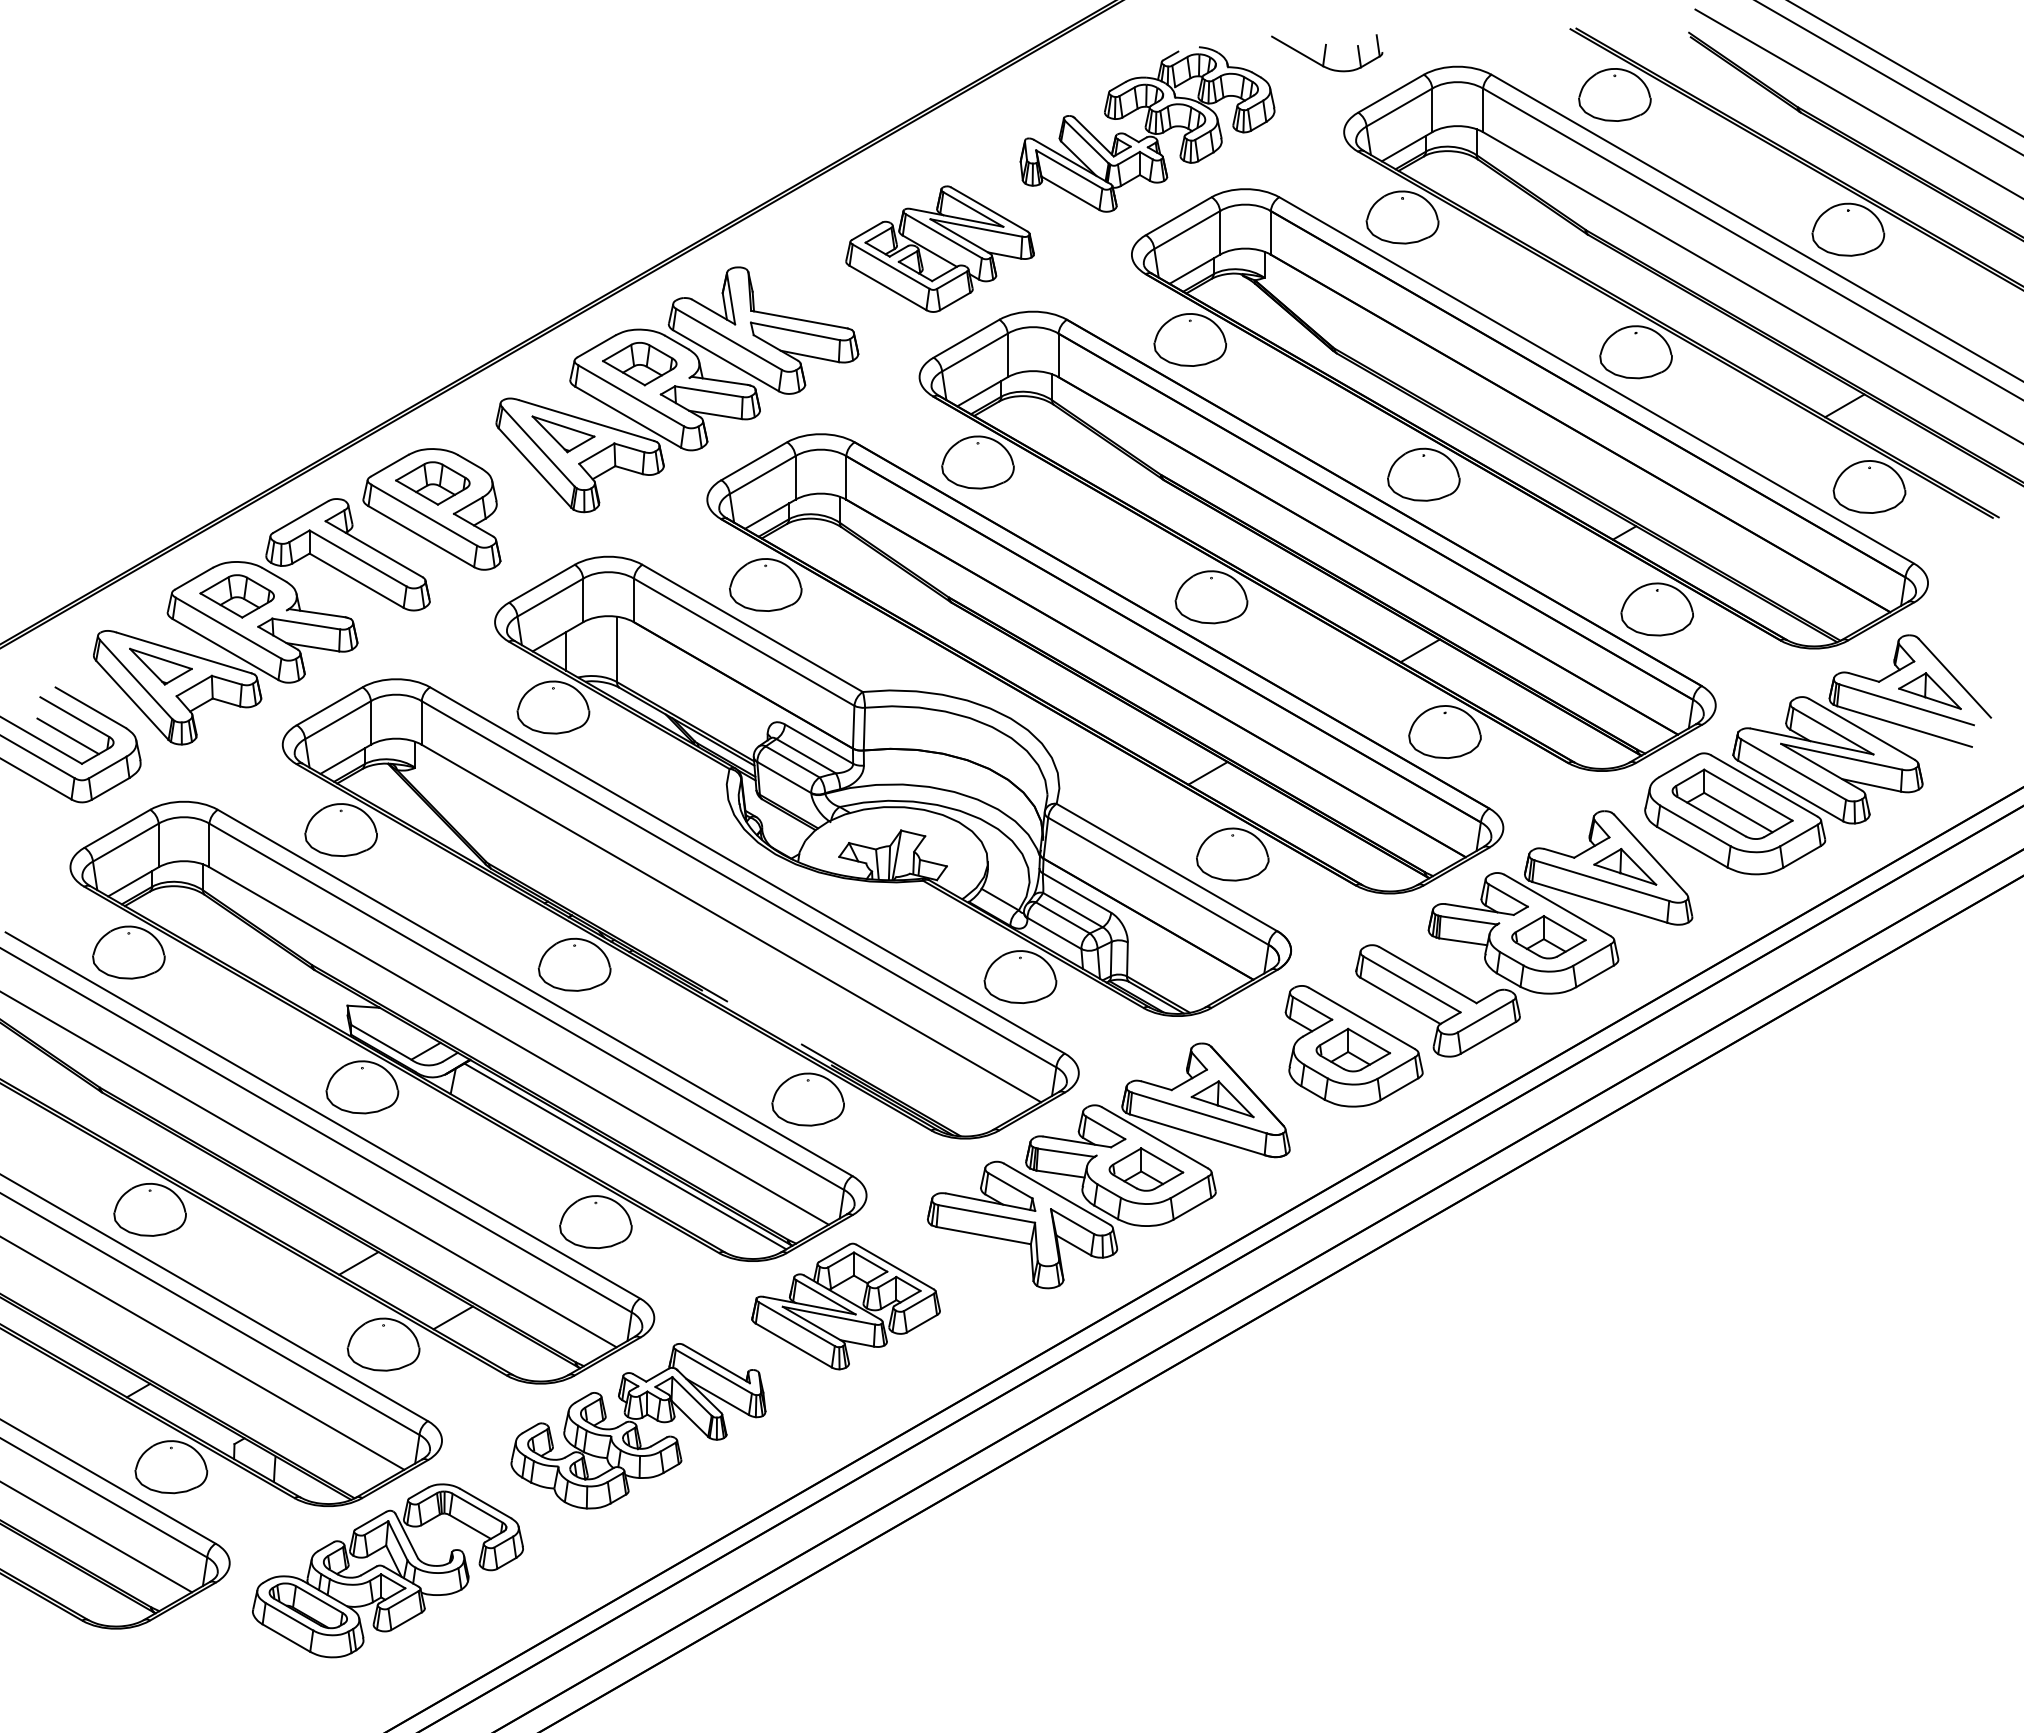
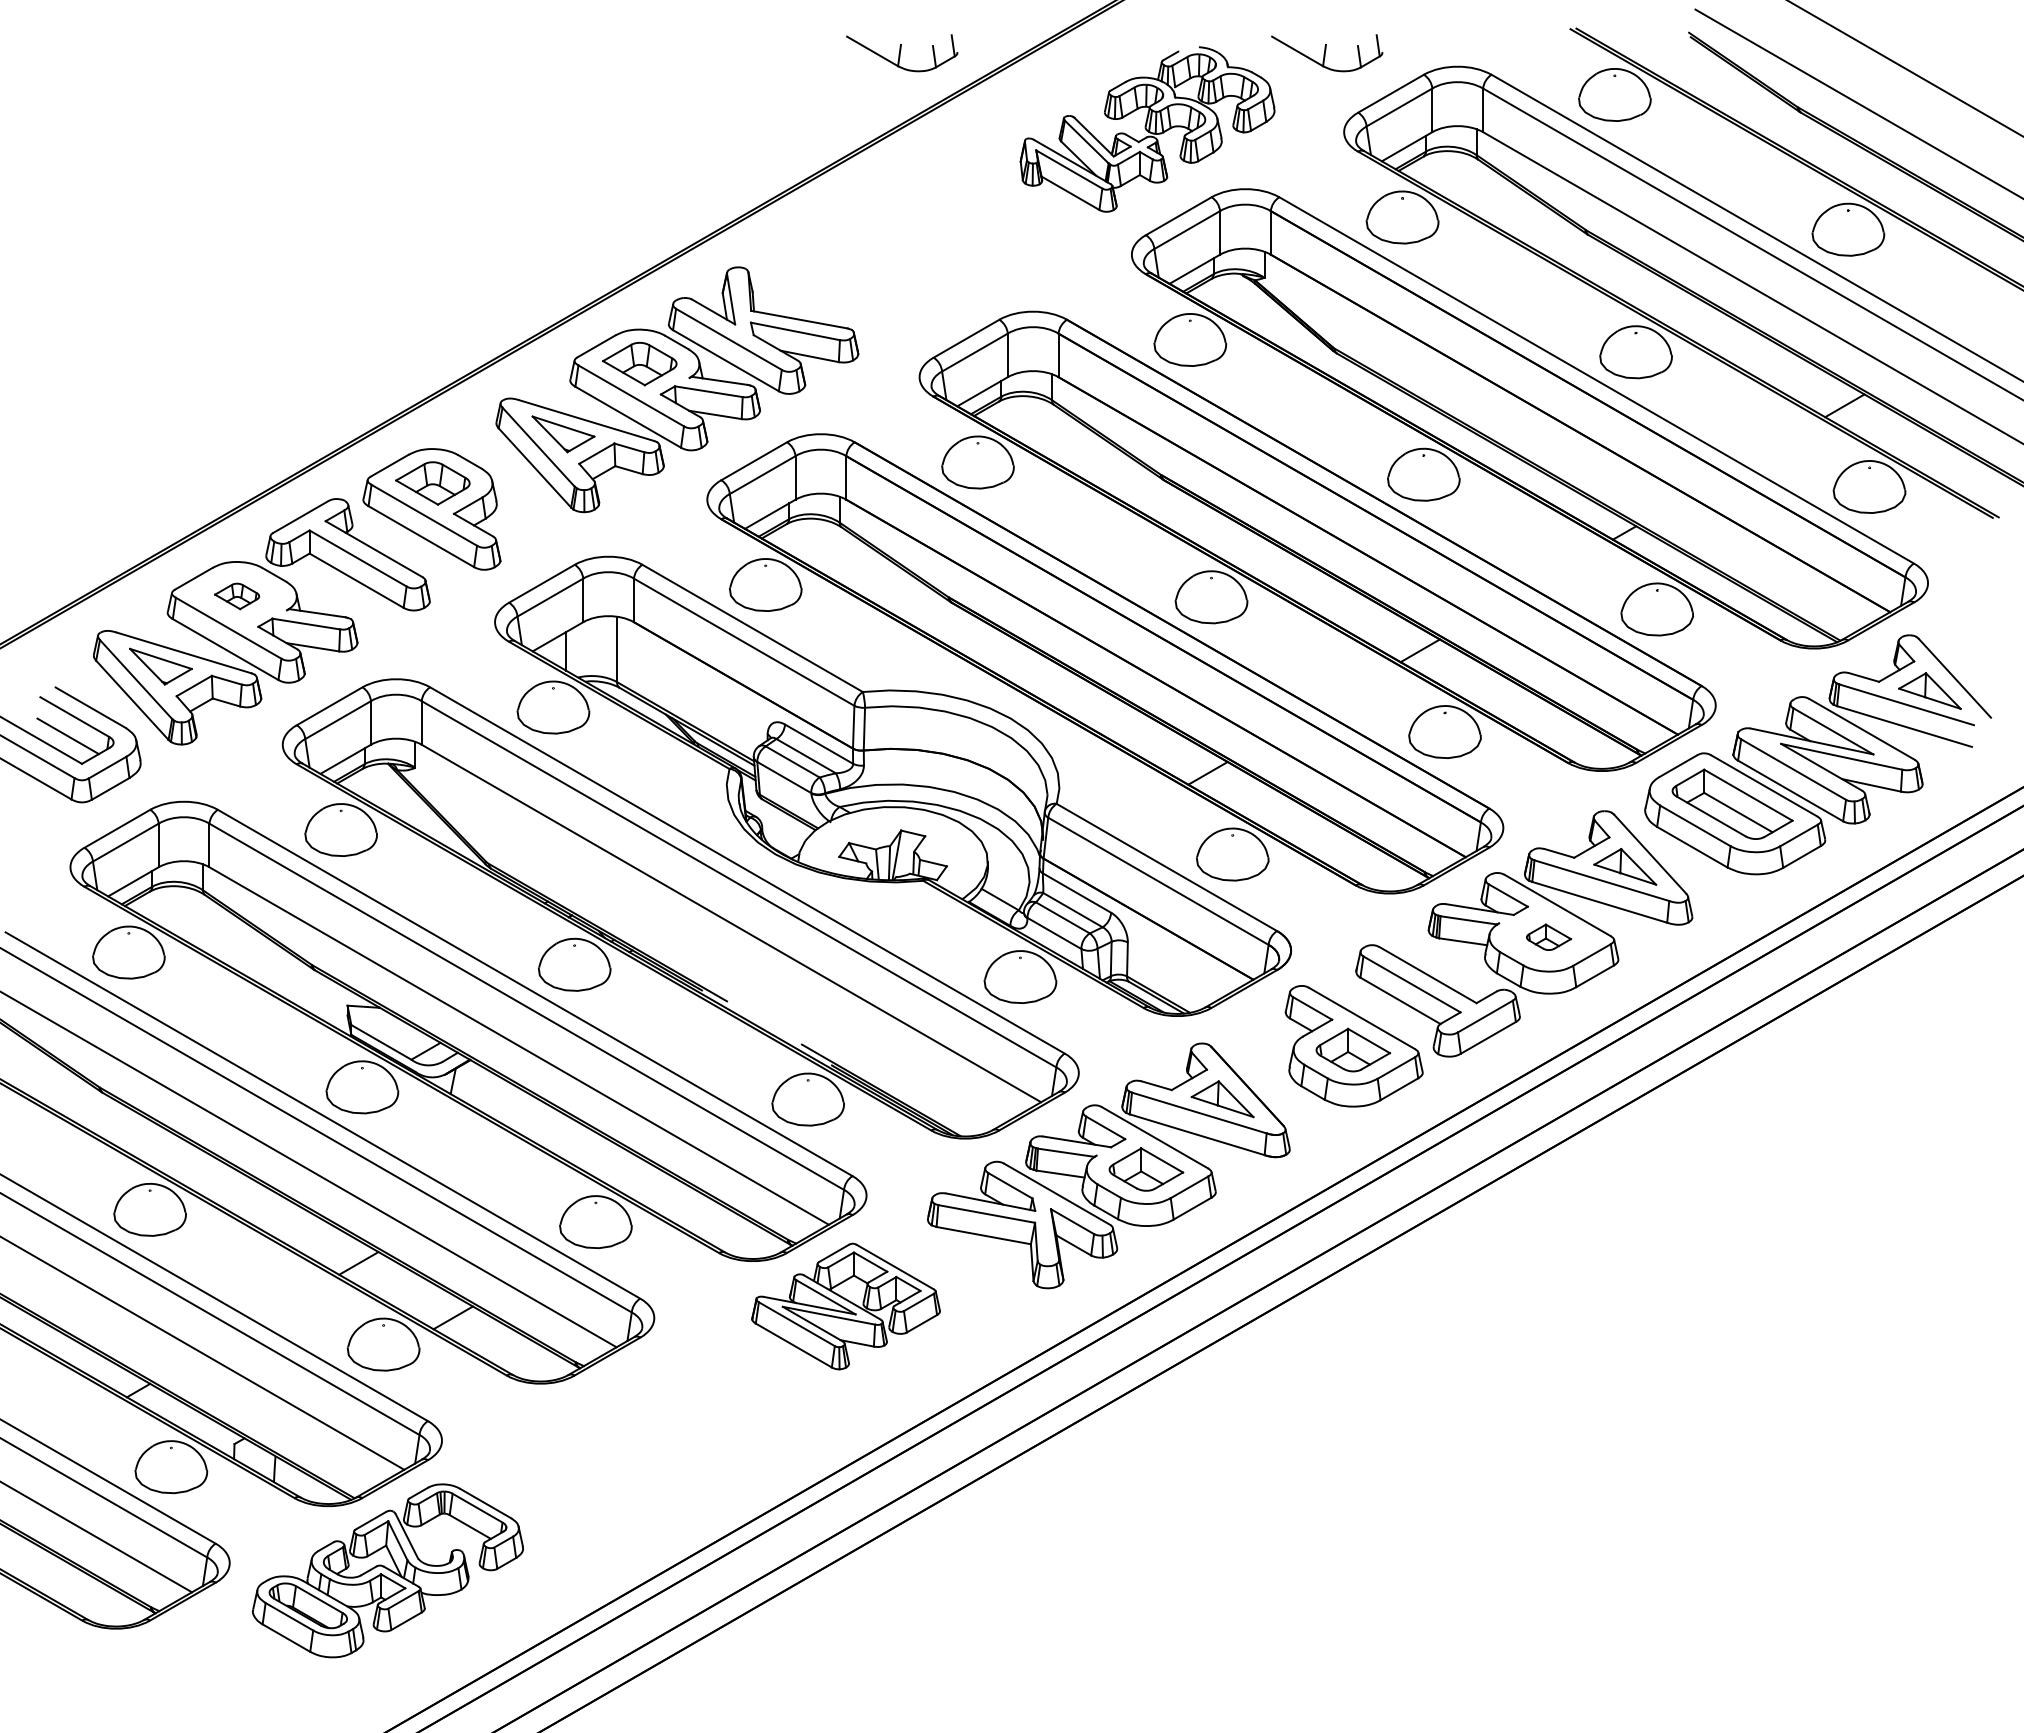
part: none -> present (902, 53)
line: present -> none (1888, 77)
part: present -> none (939, 248)
part size: 76x45 px -> 47x29 px (237, 596)
part size: 76x45 px -> 47x28 px (1549, 936)
line: present -> none (625, 1156)
part: present -> none (638, 1426)
